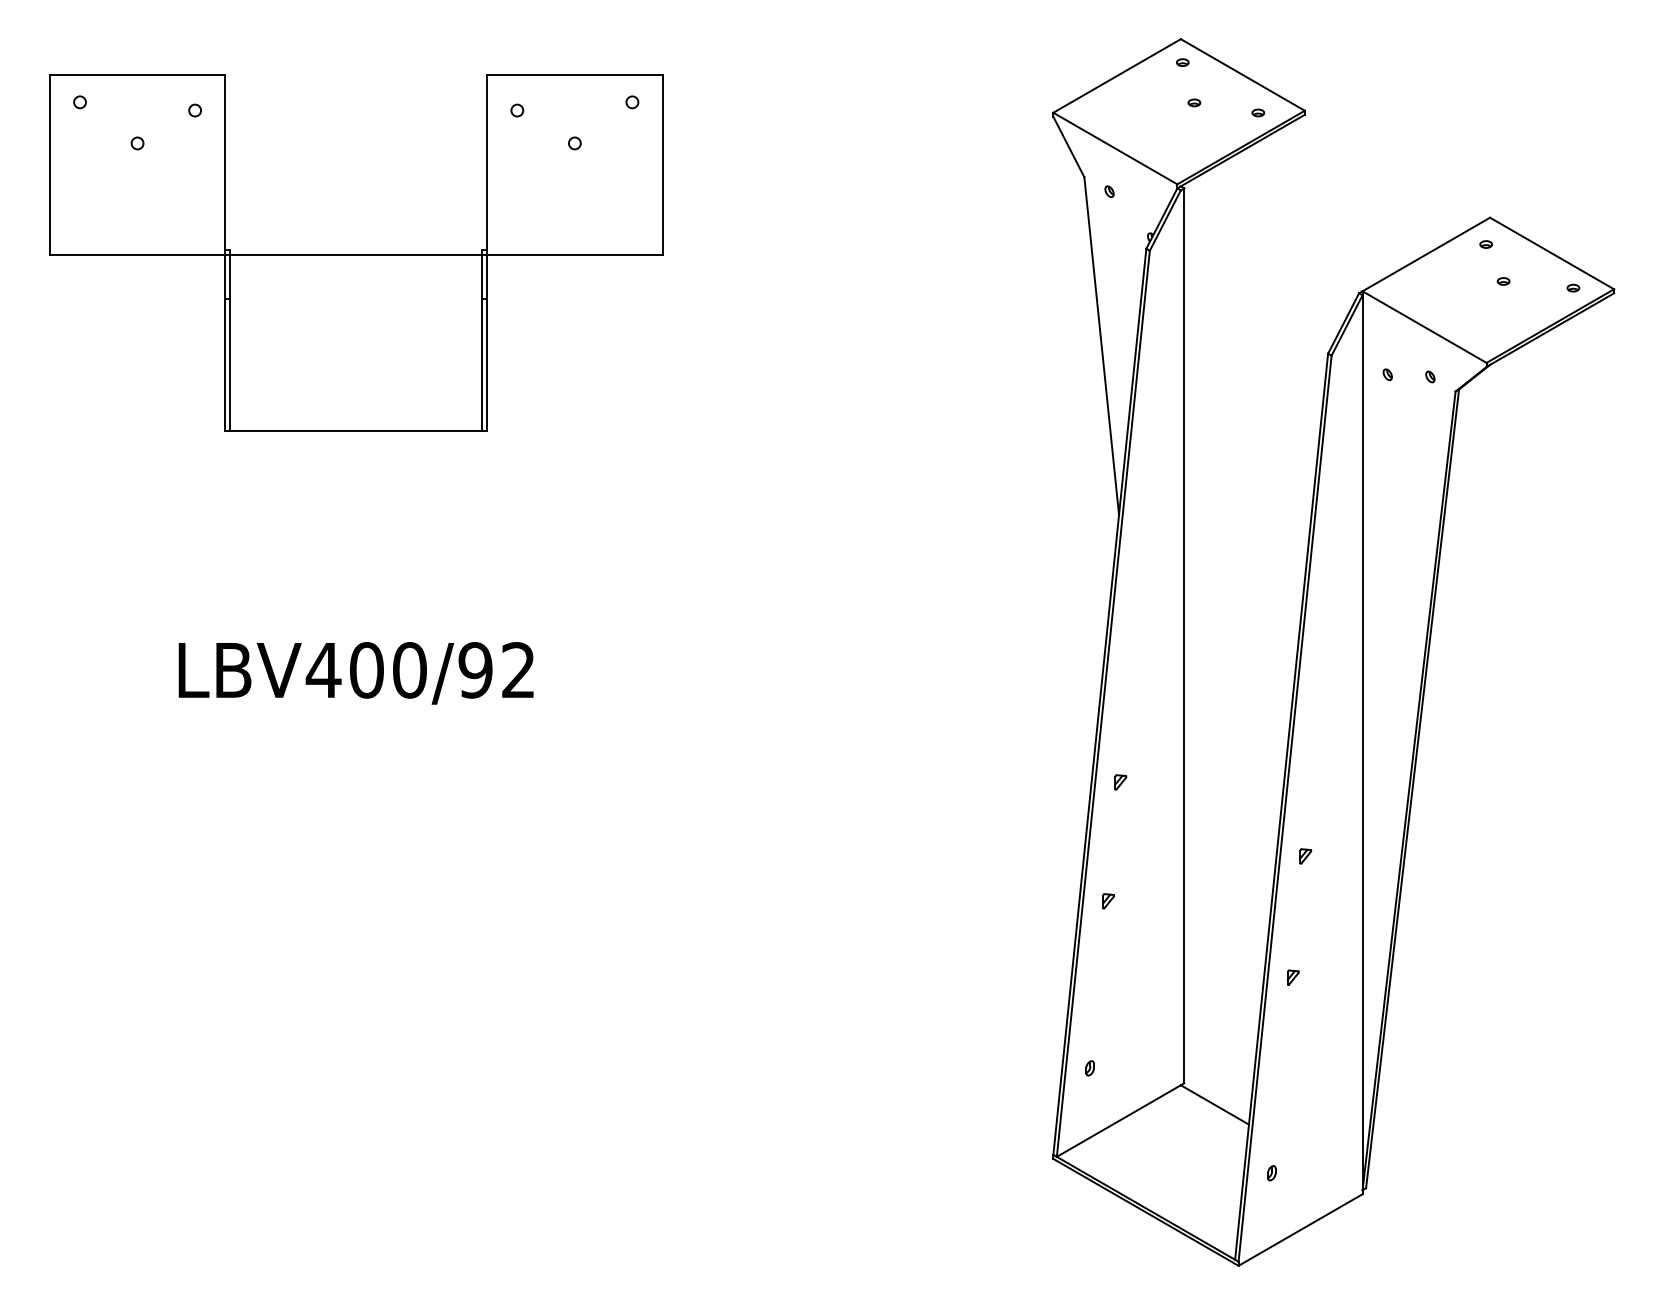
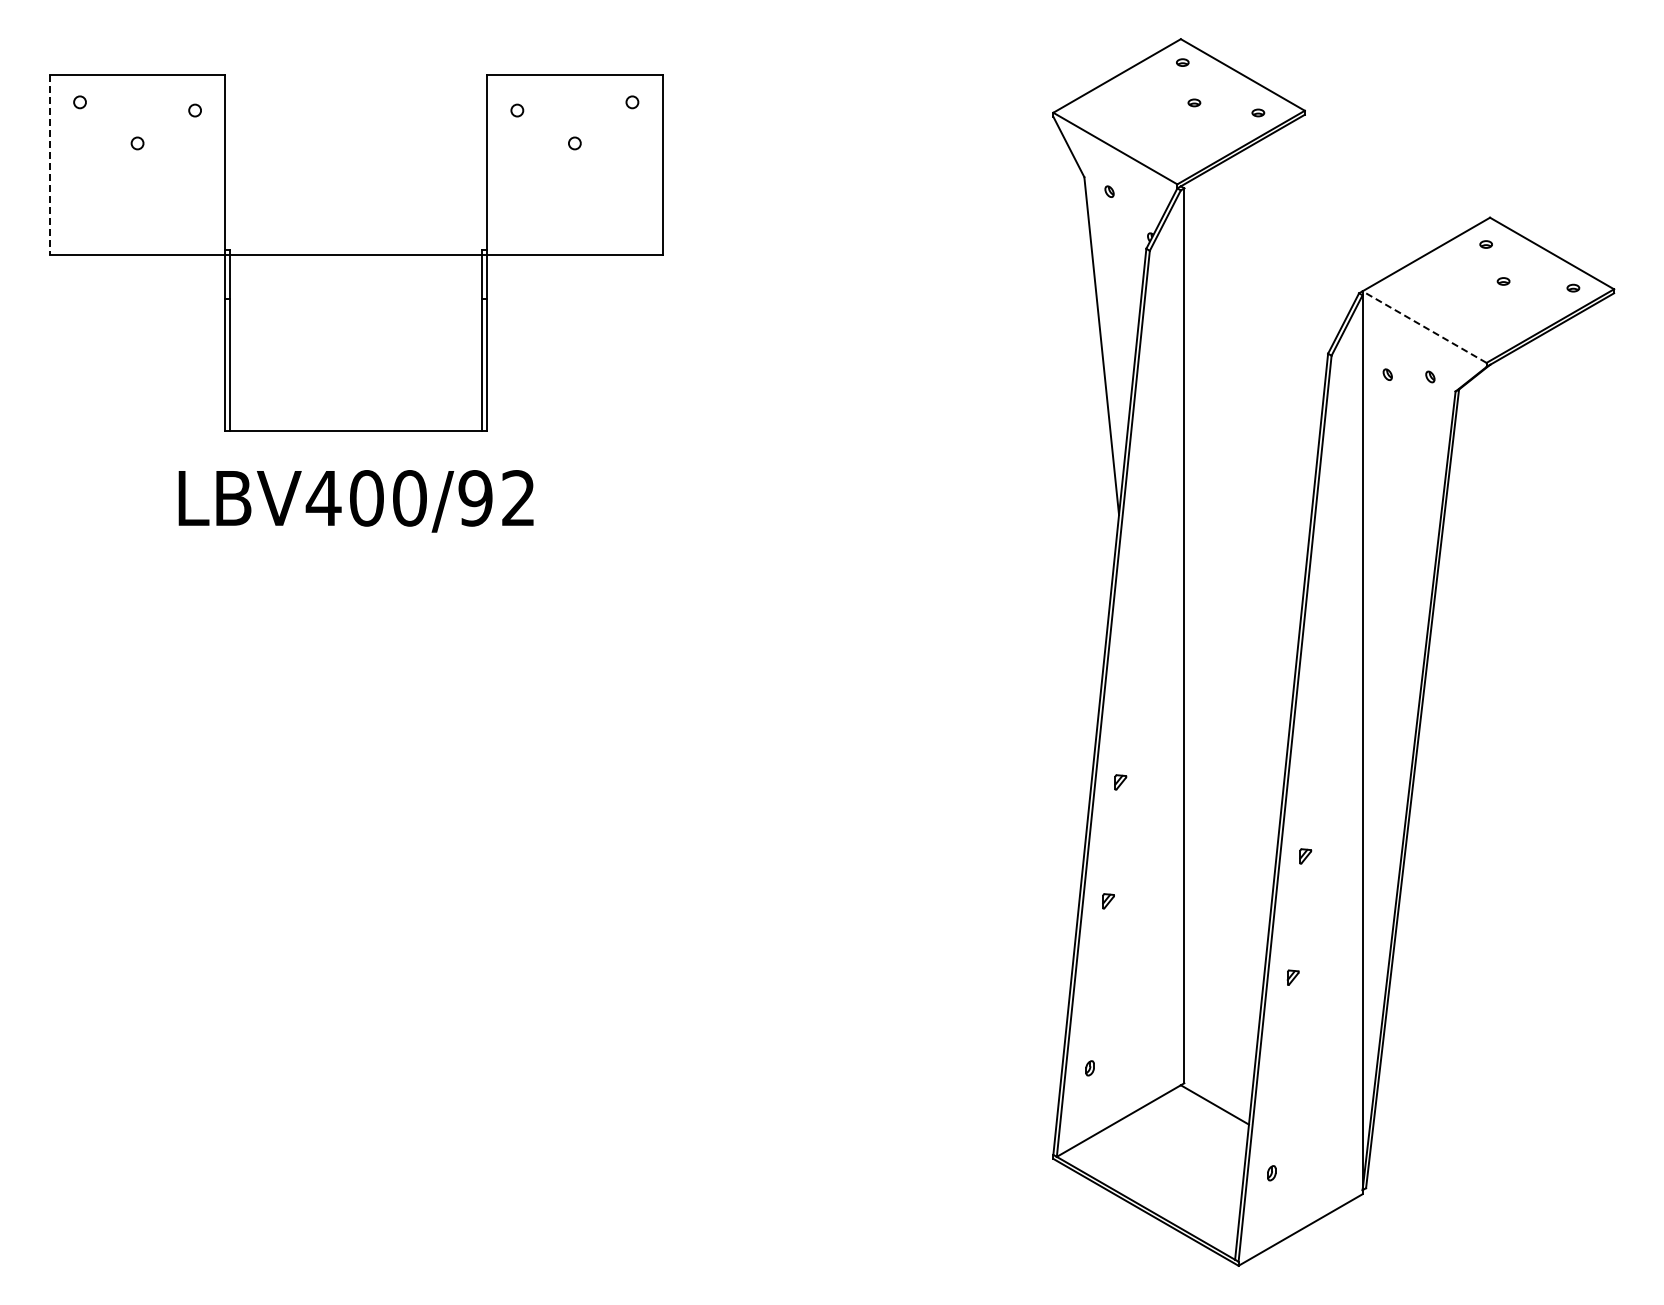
line: solid -> dashed (49, 165)
line: solid -> dashed (1424, 327)
text position: (355, 673) -> (355, 501) (355, 501)
